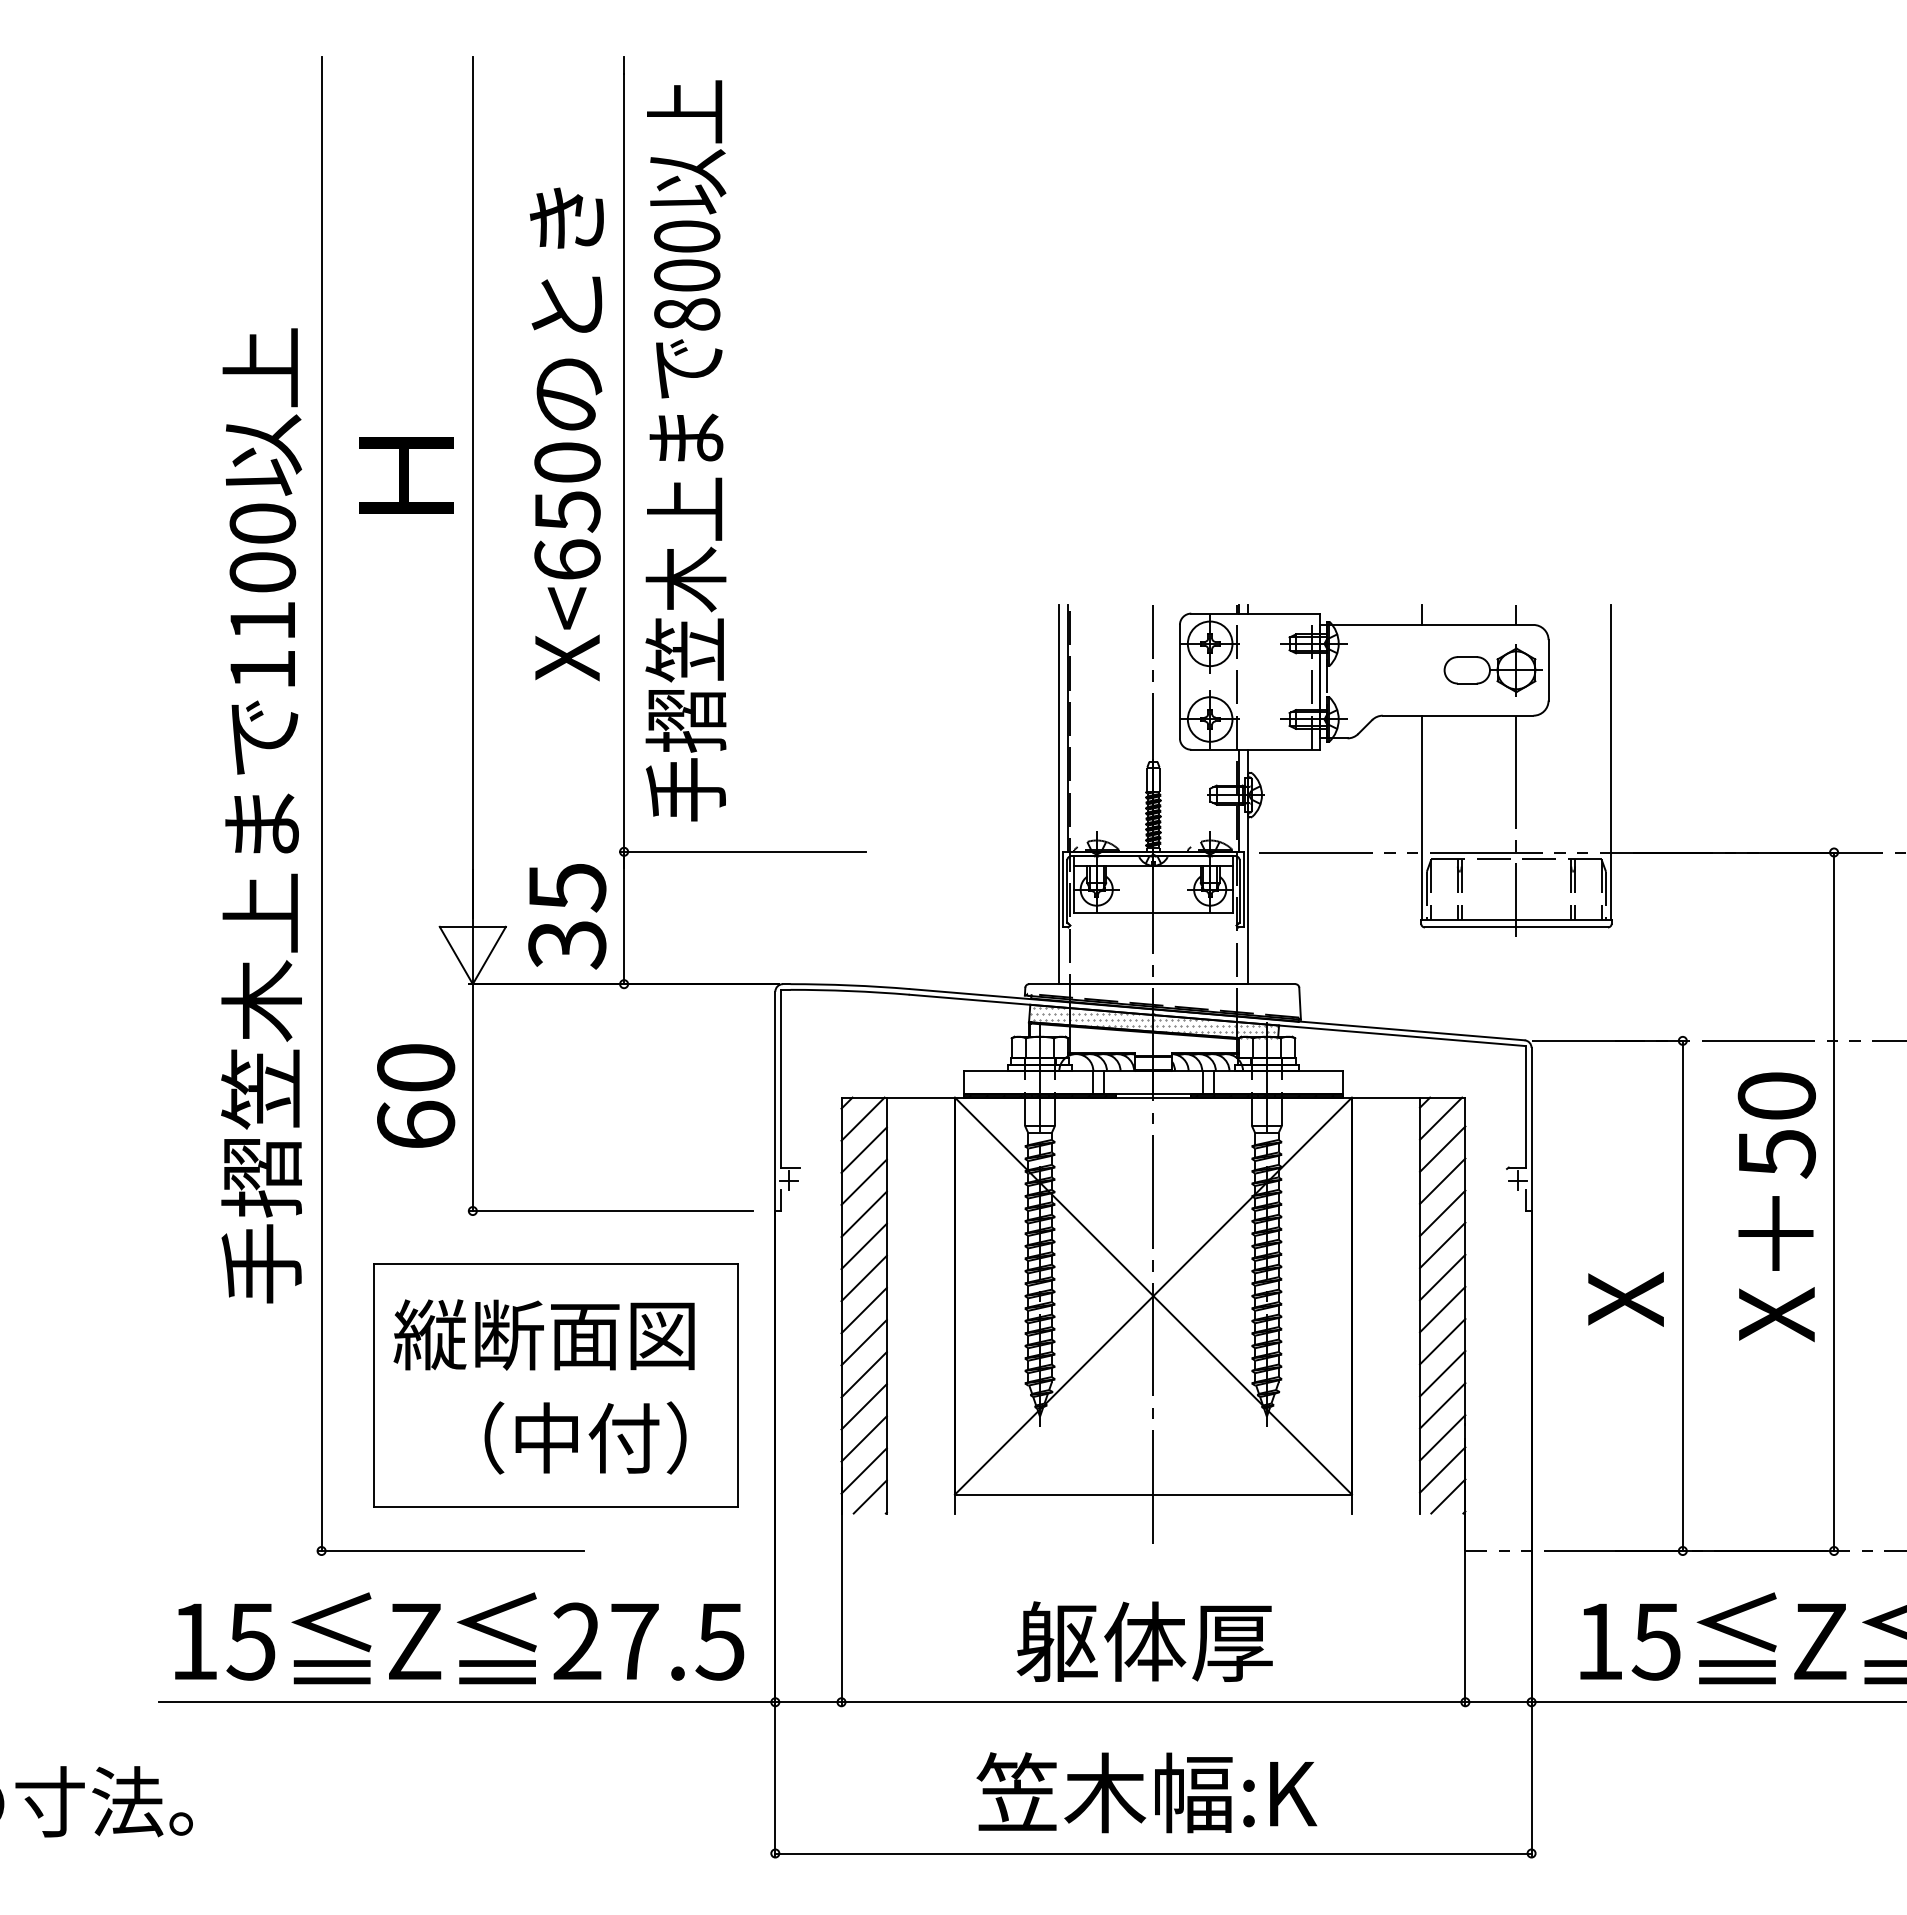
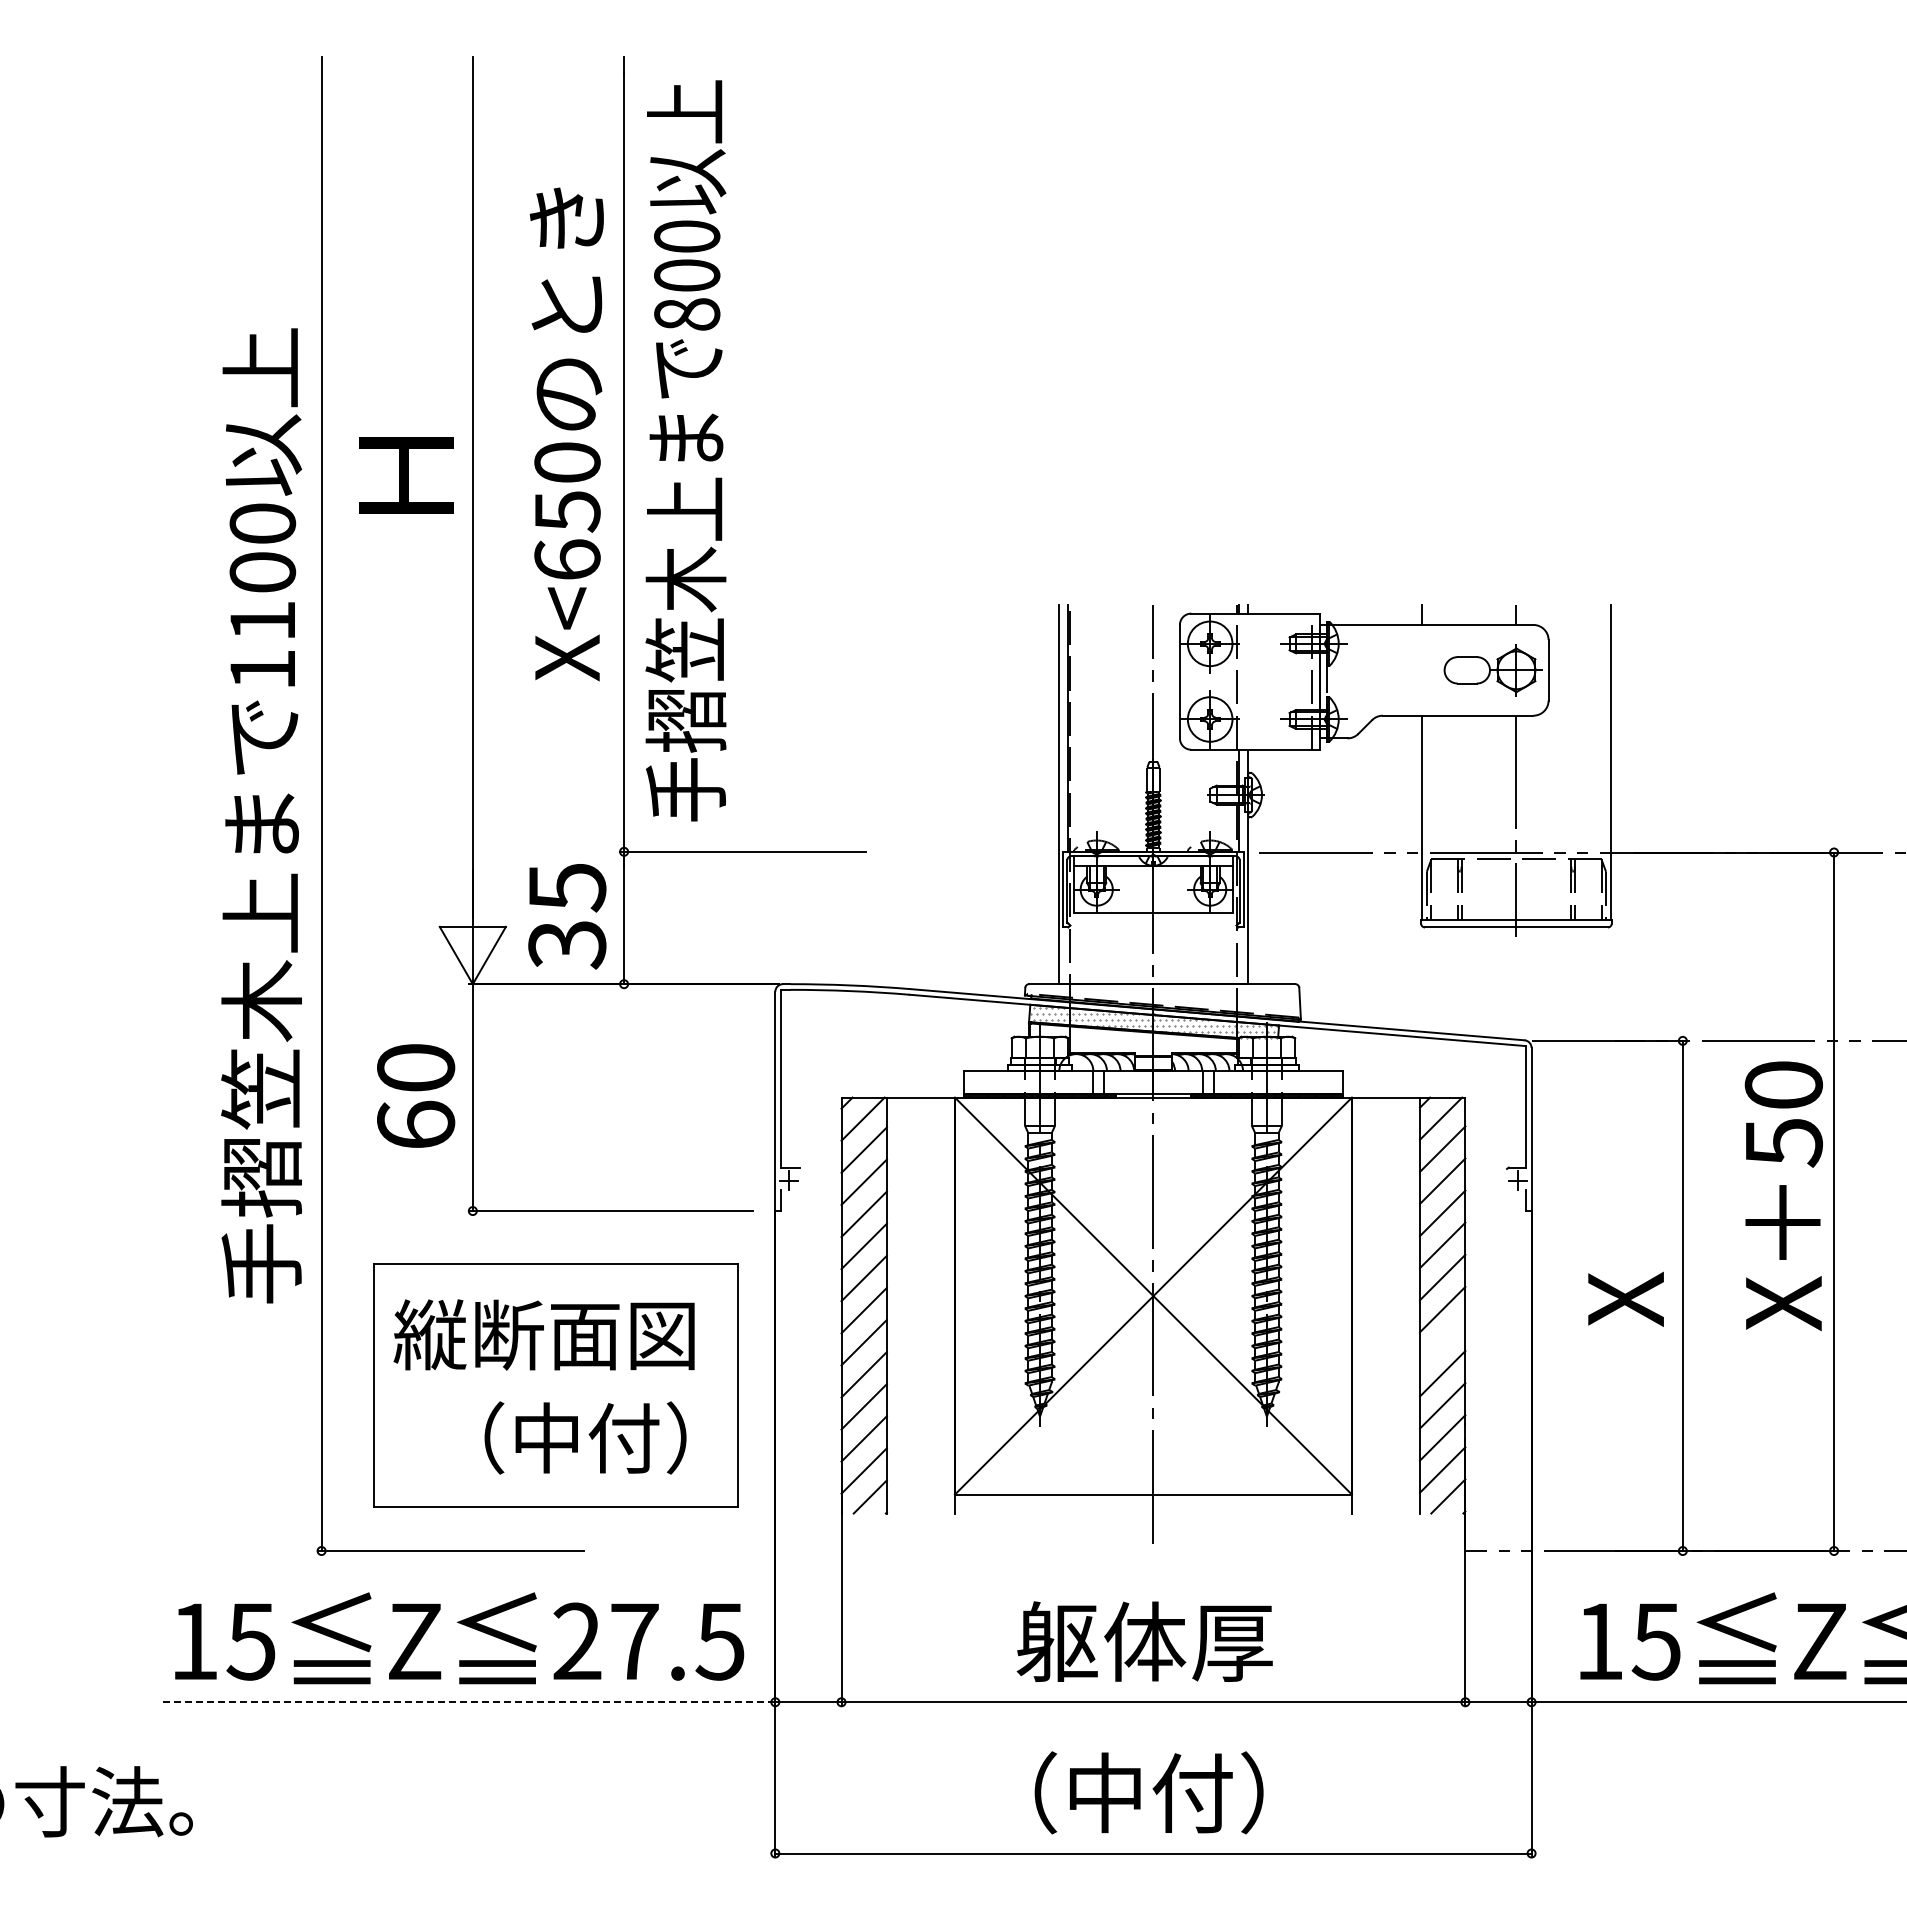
text position: (1776, 1207) -> (1783, 1196) (1783, 1196)
line: present -> none (1442, 1341)
line: solid -> dashed (466, 1702)
text: 笠木幅:K -> （中付） (1146, 1792)
